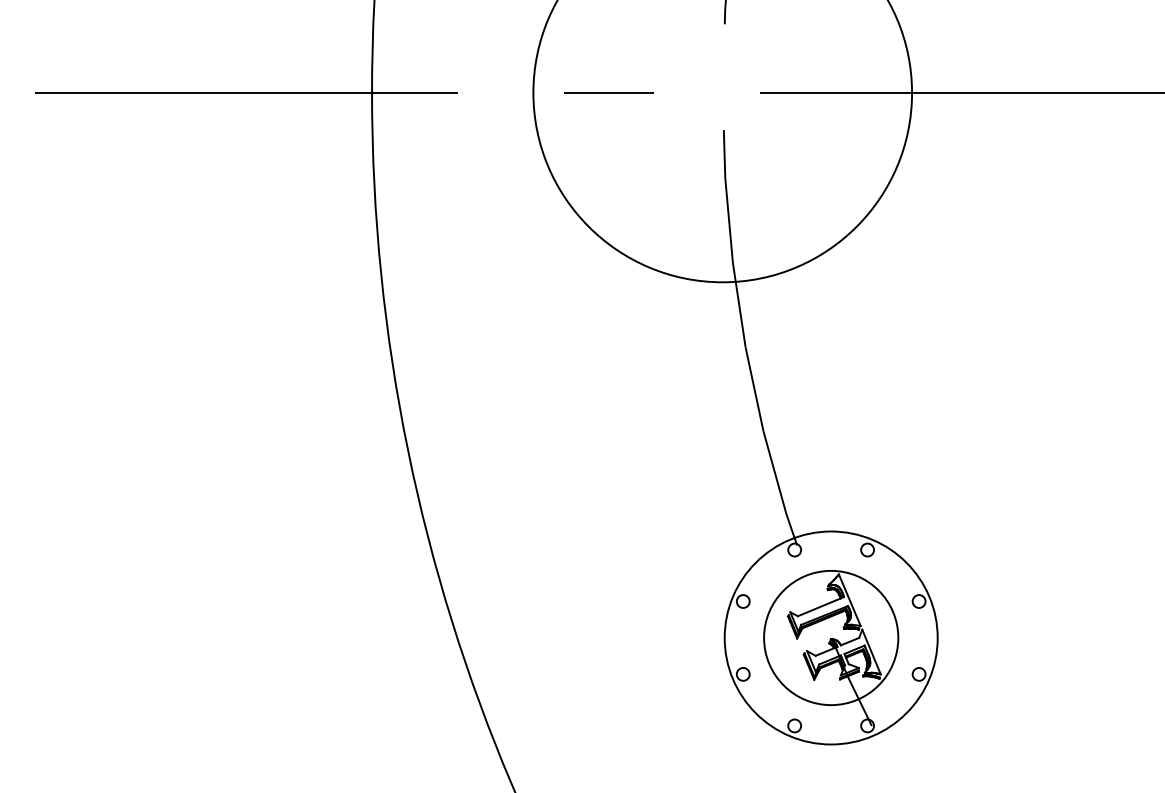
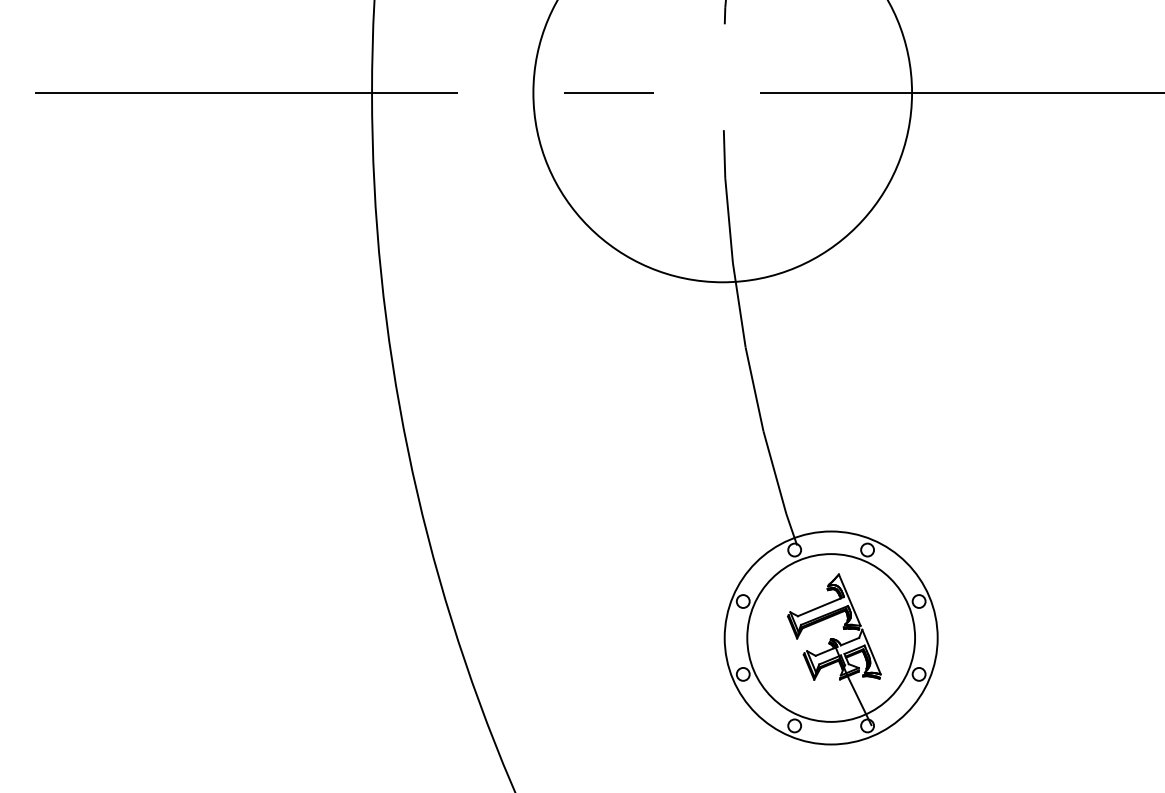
circle diameter: 134 px -> 168 px (831, 637)
